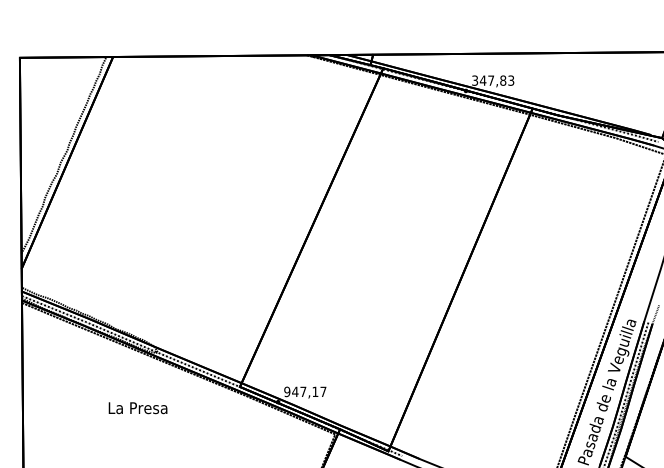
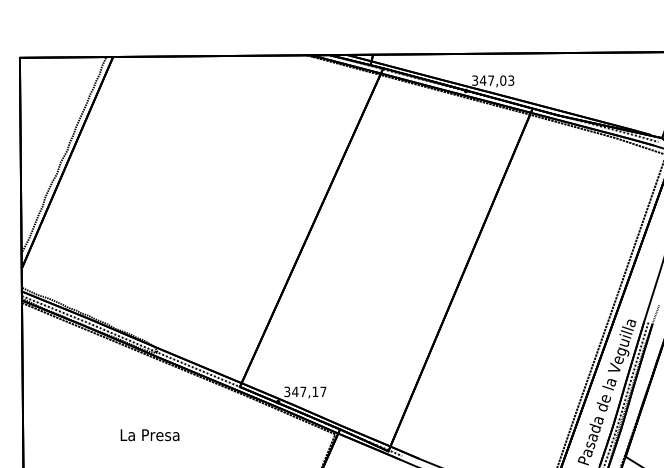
text: 347,83 -> 347,03 (503, 80)
text: 947,17 -> 347,17 (287, 391)
text position: (137, 408) -> (149, 435) (149, 435)
